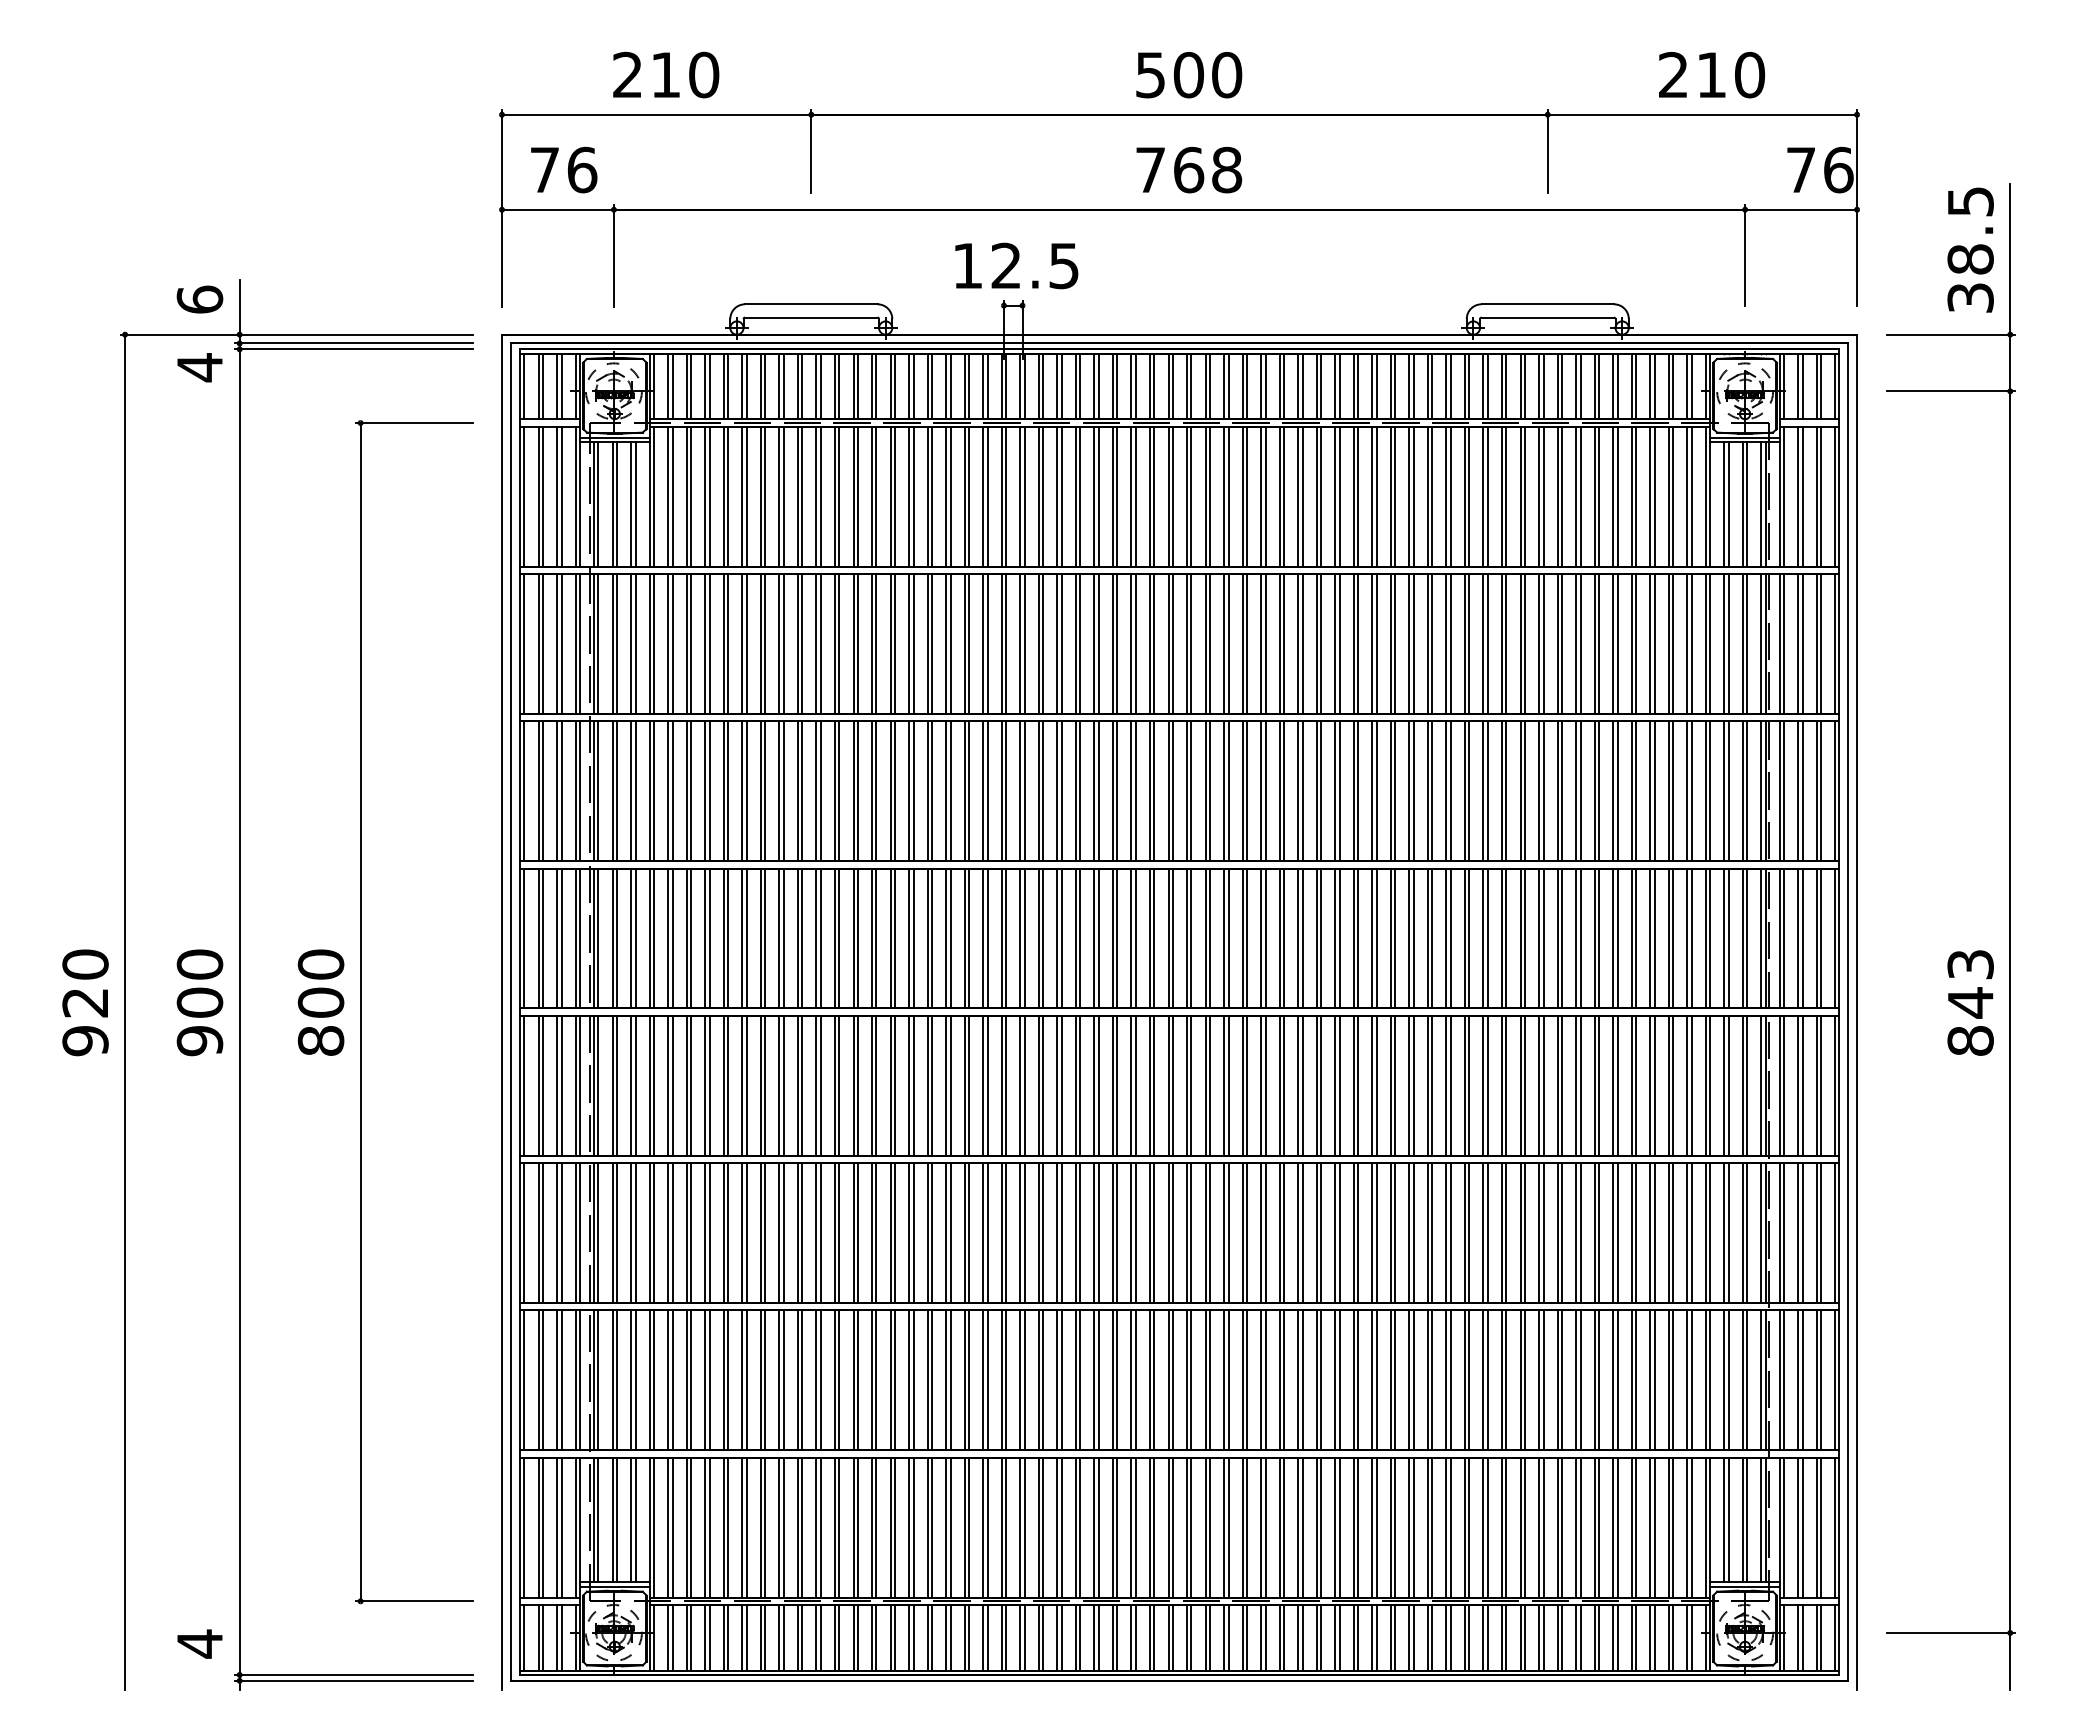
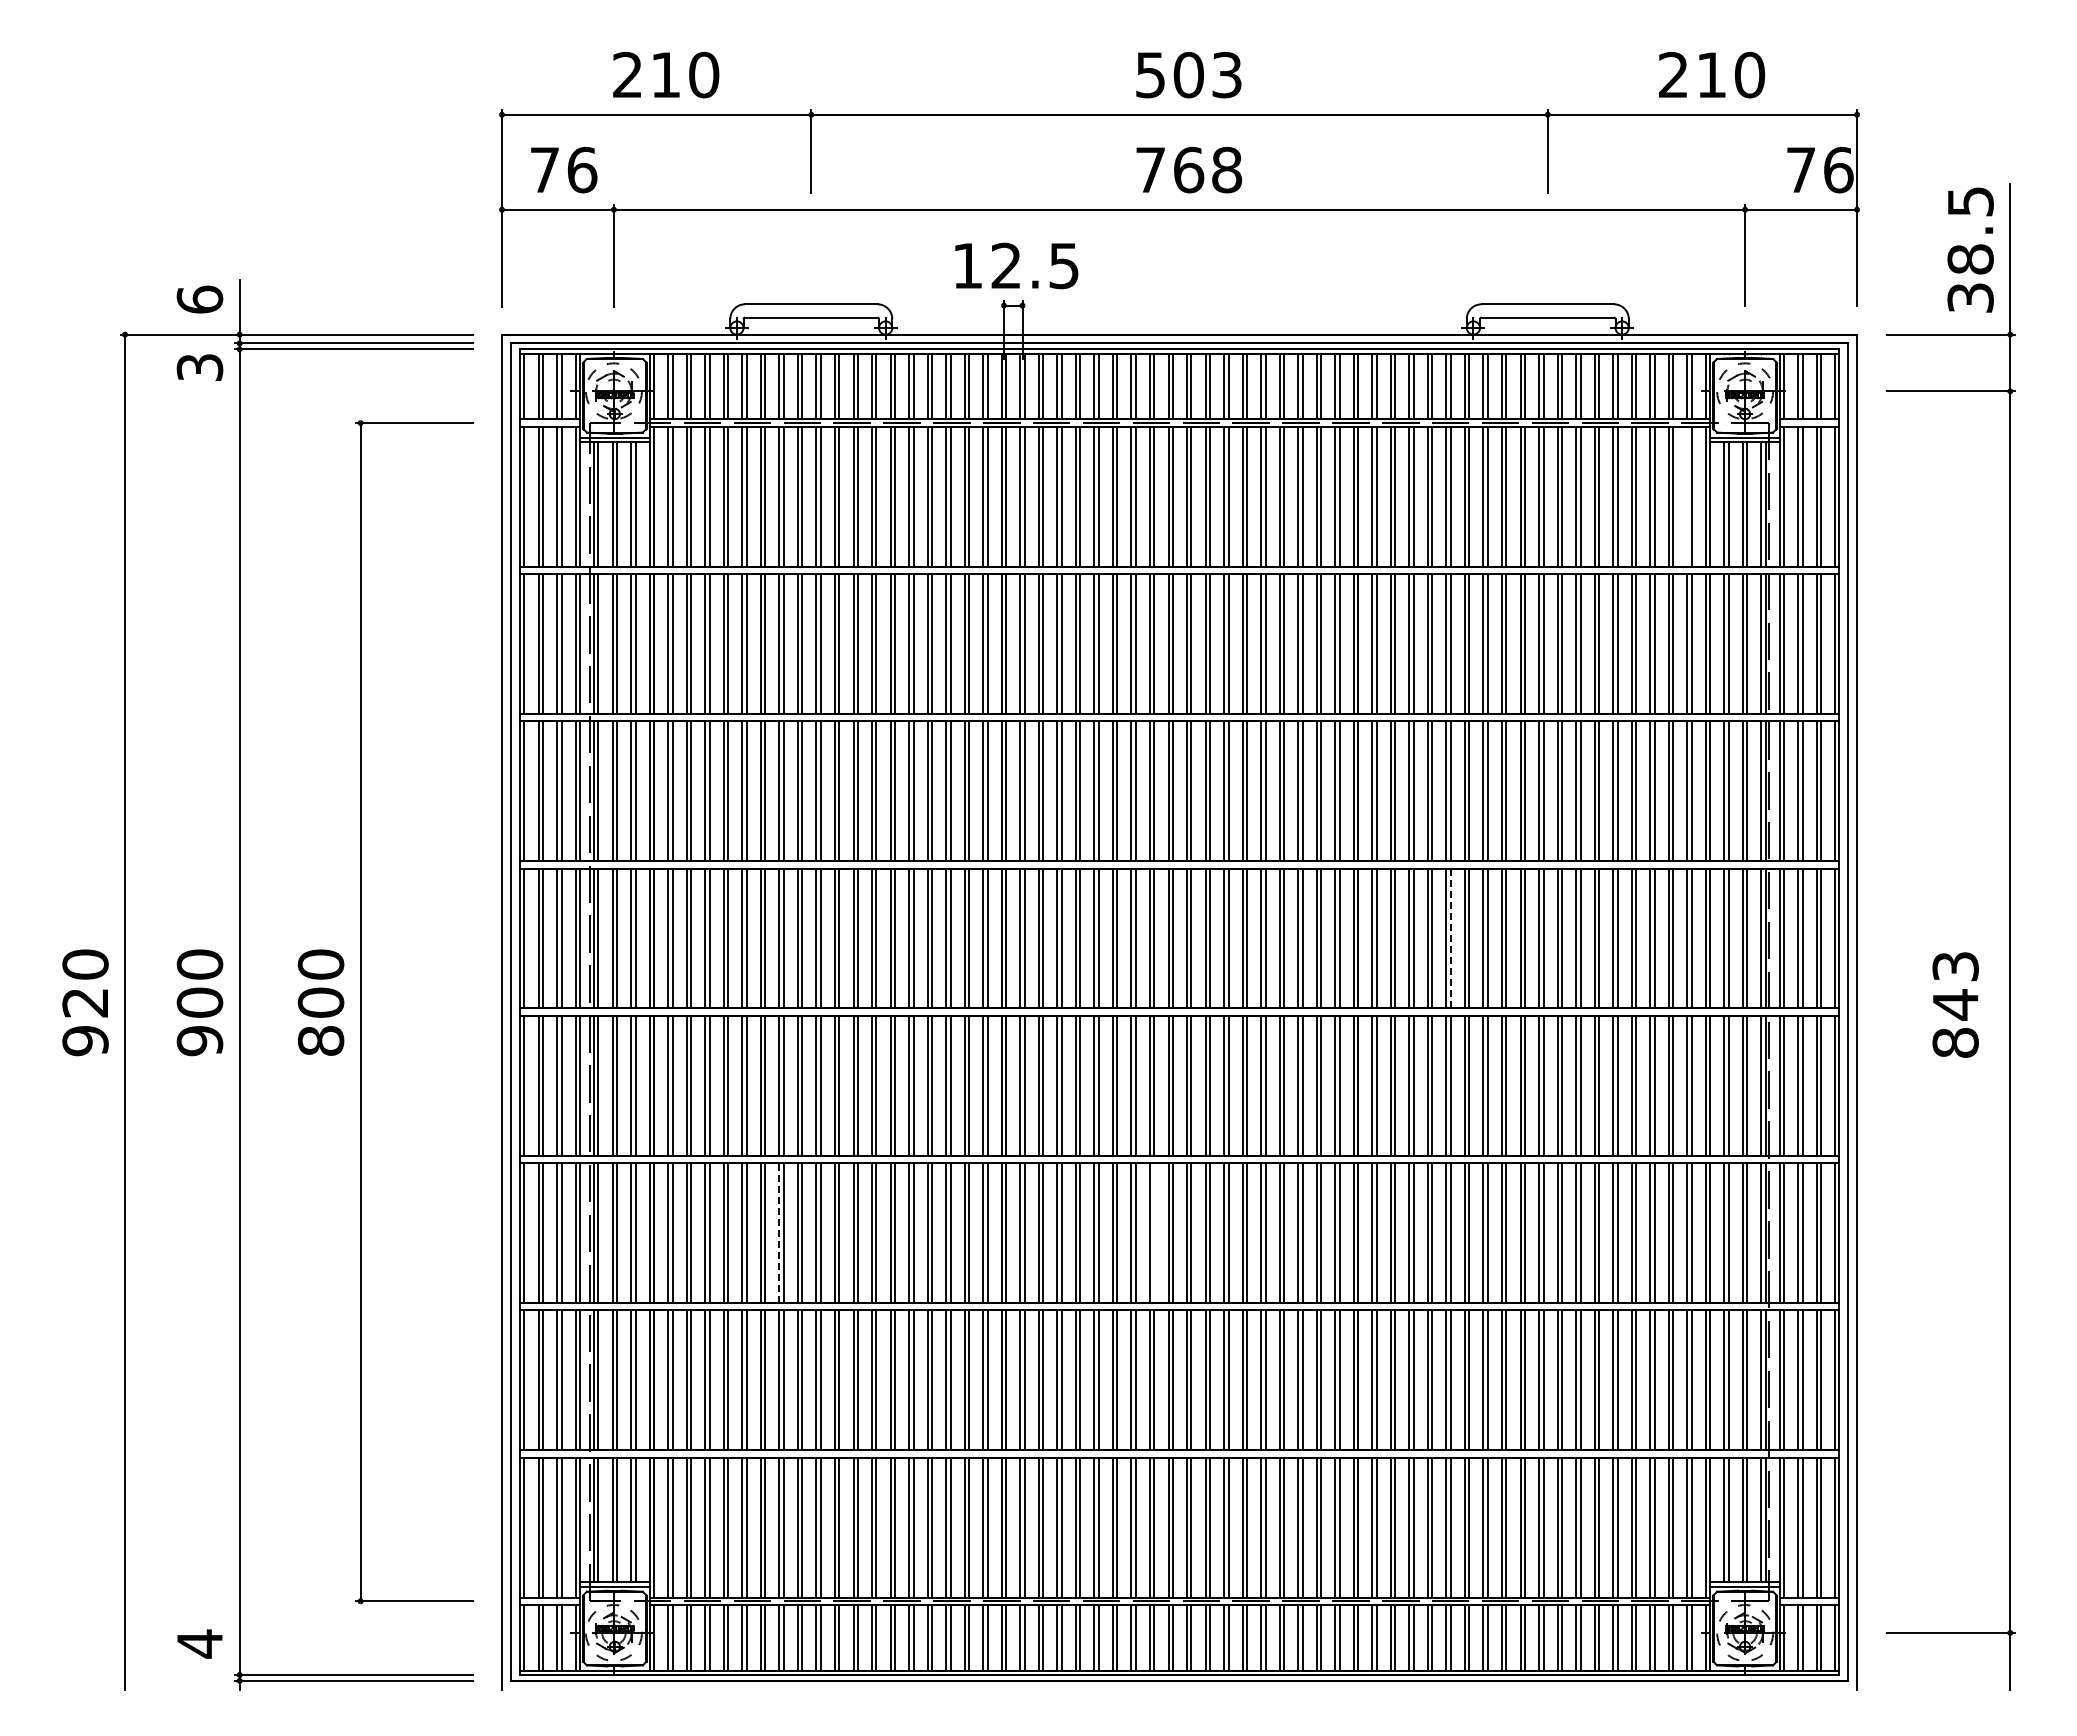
text: 500 -> 503 (1227, 75)
text: 4 -> 3 (199, 367)
line: present -> none (1687, 496)
line: solid -> dashed (1450, 938)
text position: (1970, 1002) -> (1955, 1004) (1955, 1004)
line: solid -> dashed (779, 1233)
line: present -> none (1154, 1233)
